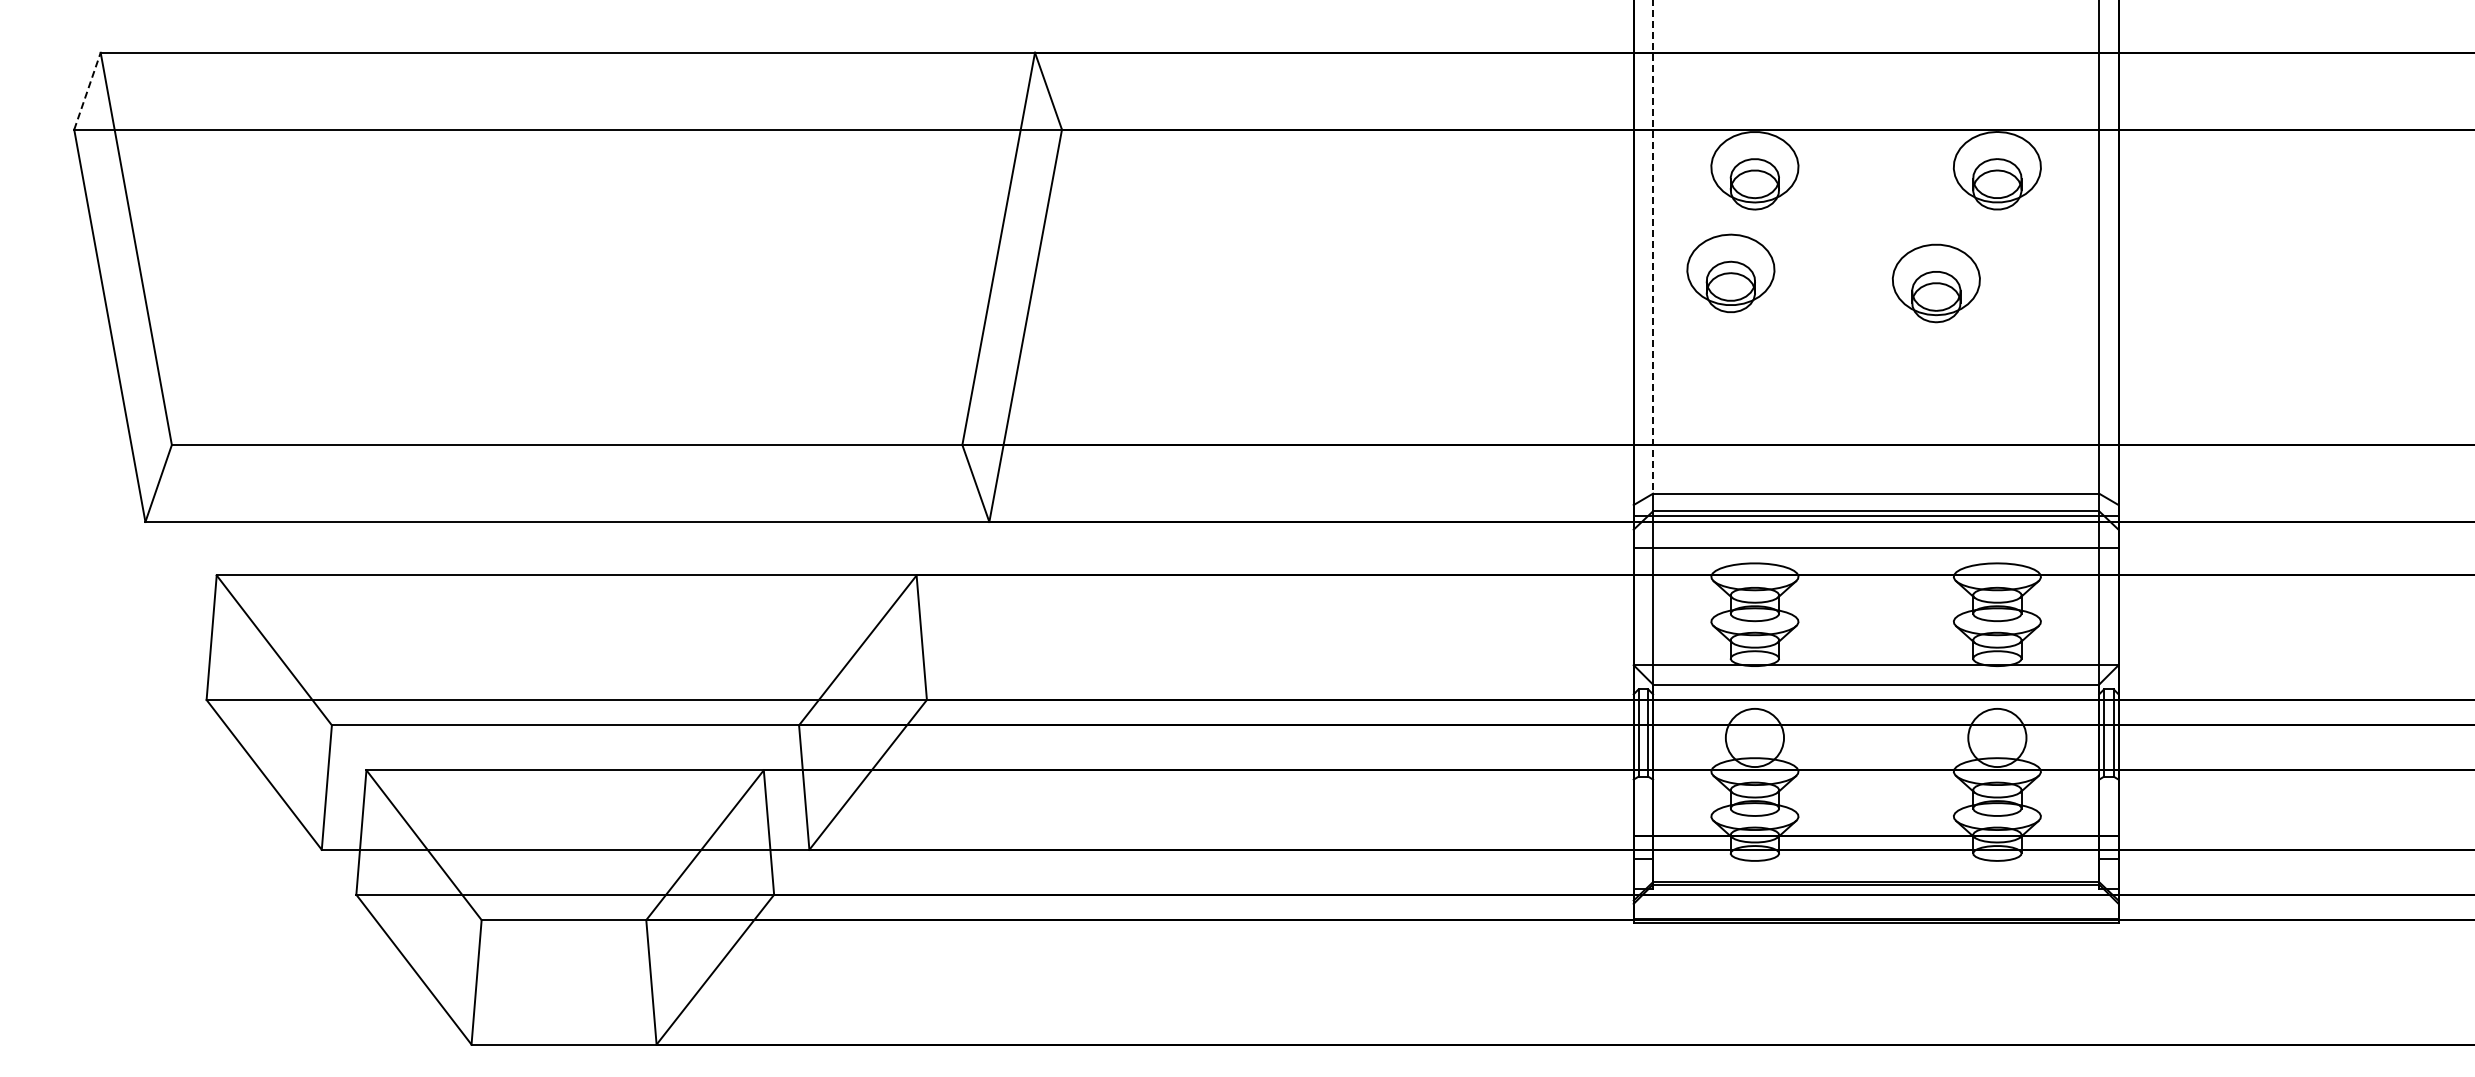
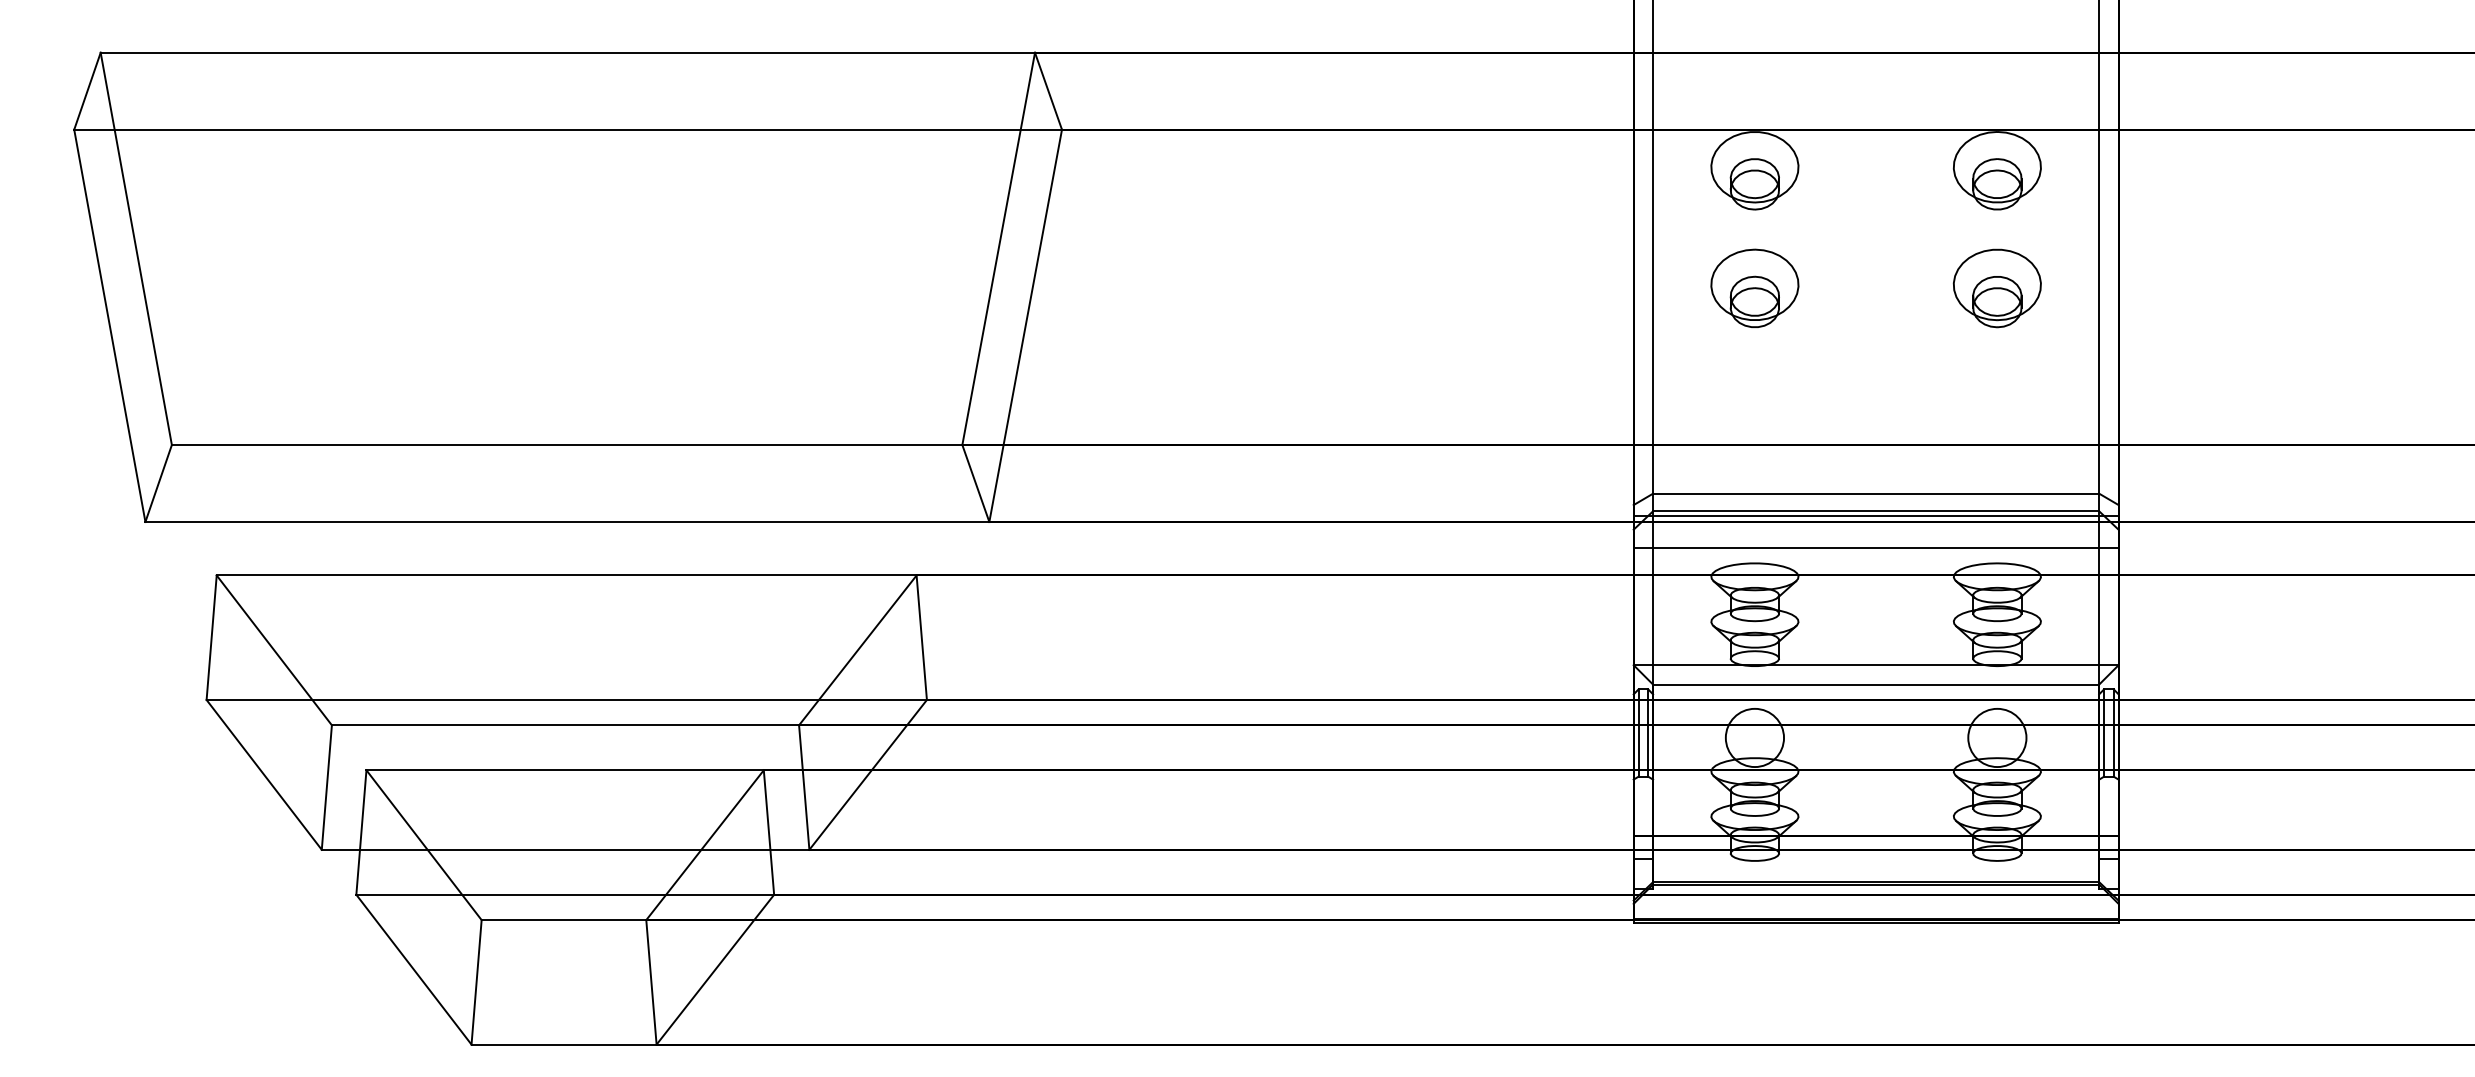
line: dashed -> solid (87, 91)
line: dashed -> solid (1653, 246)
part position: (1730, 272) -> (1754, 287) (1754, 287)
part position: (1935, 283) -> (1996, 288) (1996, 288)
